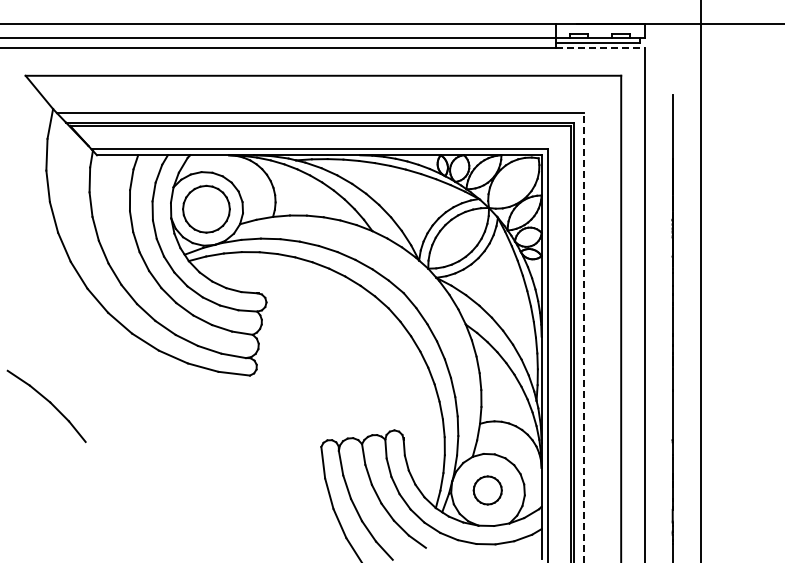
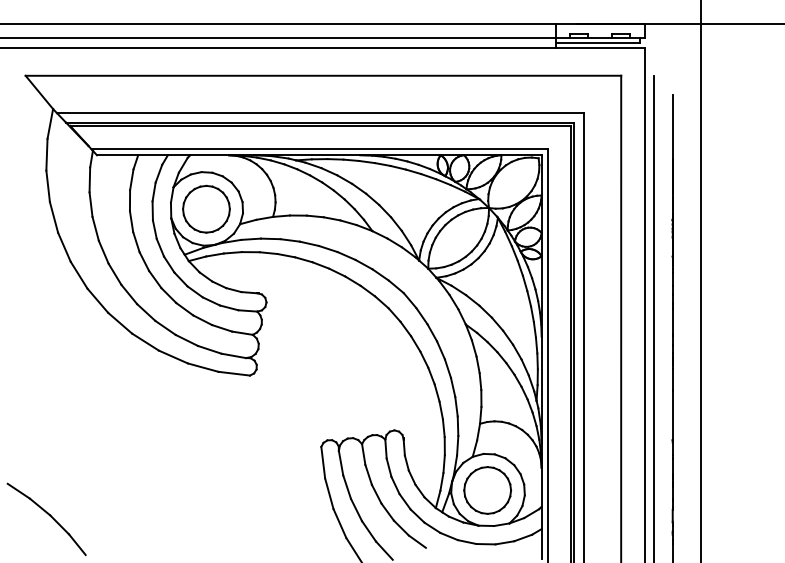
line: dashed -> solid (600, 47)
line: none -> present (653, 317)
line: dashed -> solid (583, 338)
part position: (46, 405) -> (46, 518) (46, 518)
part size: 31x31 px -> 50x49 px (487, 490)
